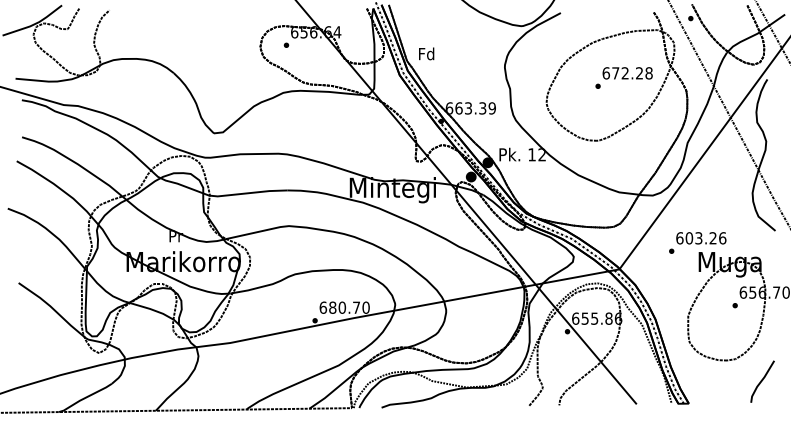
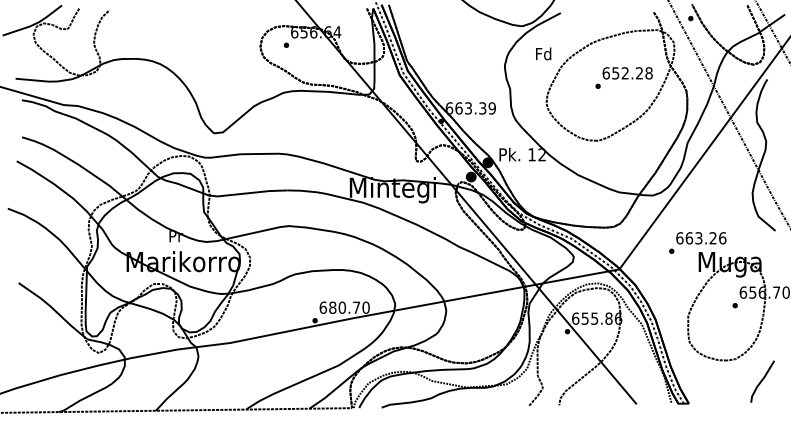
text position: (426, 53) -> (543, 53) (543, 53)
text: 672.28 -> 652.28 (615, 73)
text: 603.26 -> 663.26 (689, 238)
